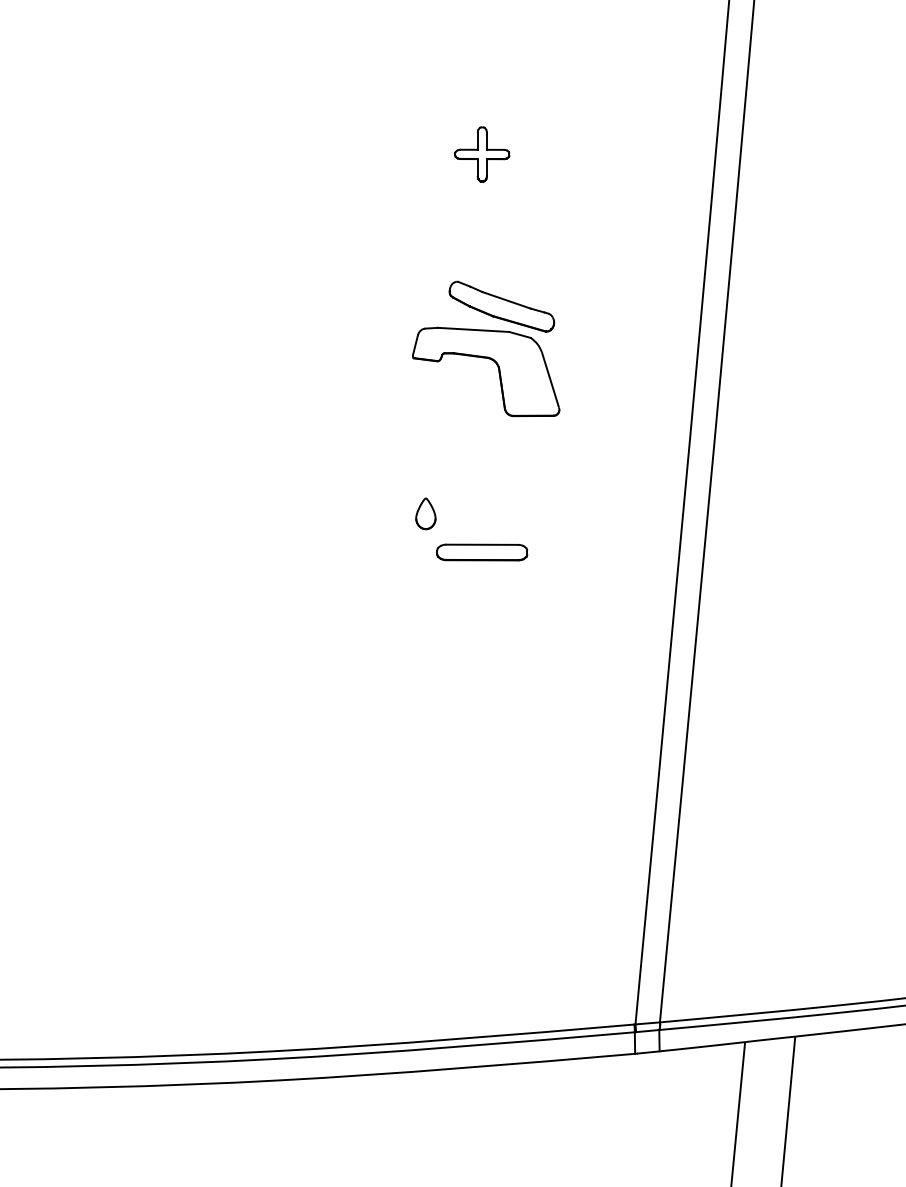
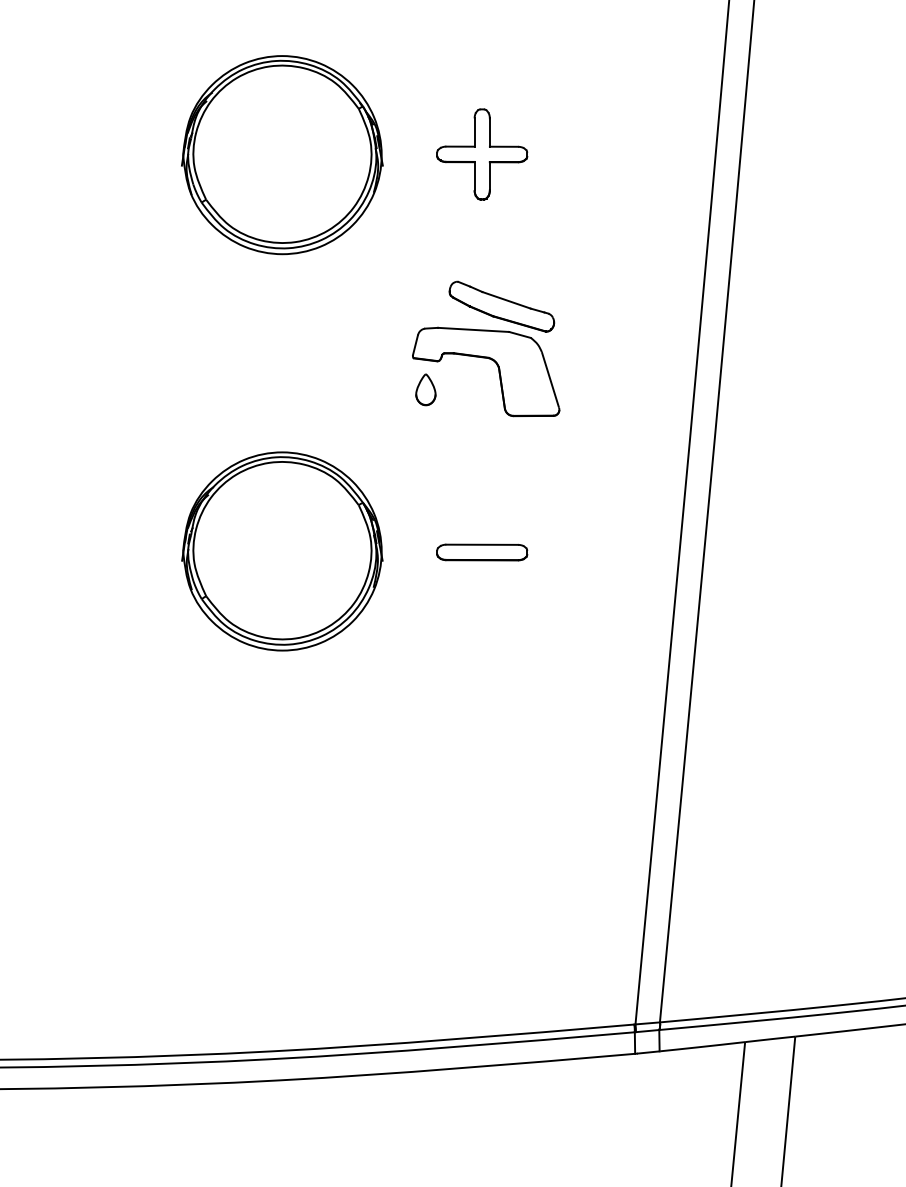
part size: 57x57 px -> 93x93 px (482, 154)
part: none -> present (282, 155)
part position: (425, 513) -> (425, 389) (425, 389)
part: none -> present (282, 551)
